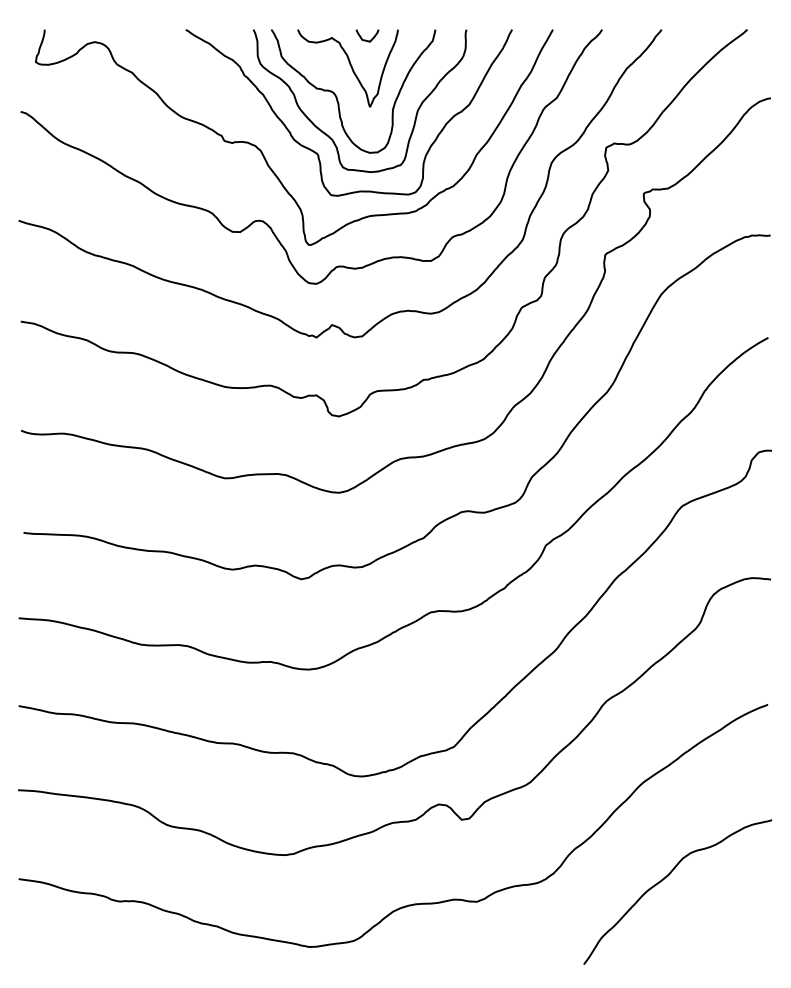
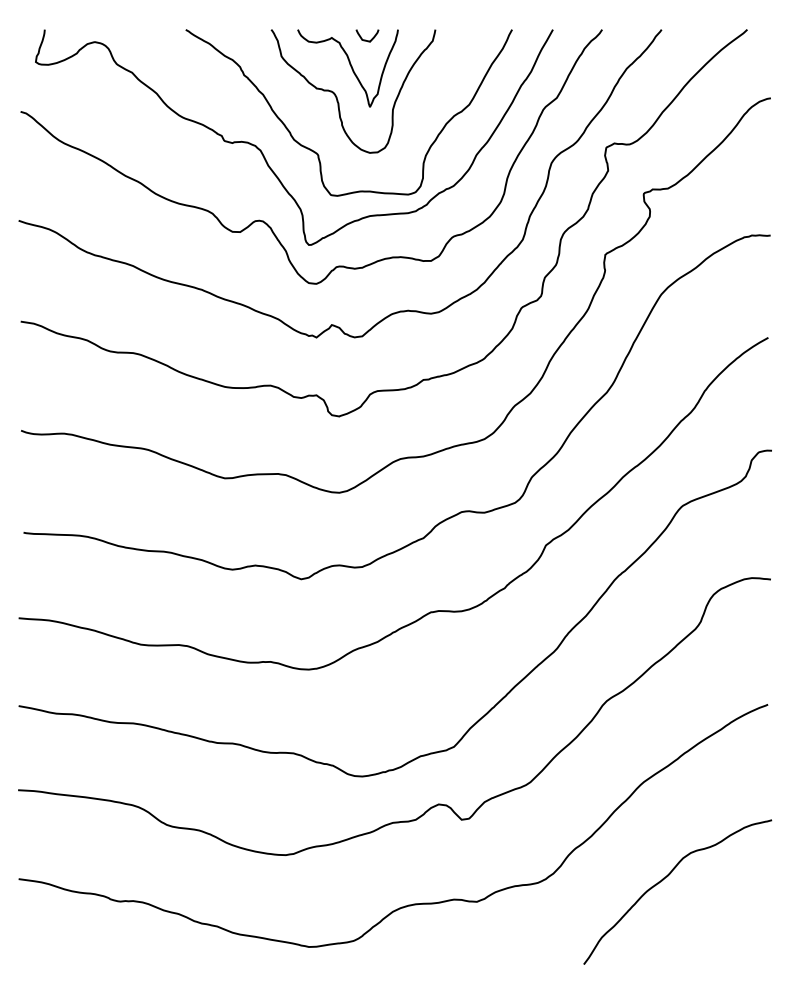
curve: present -> none (329, 135)
